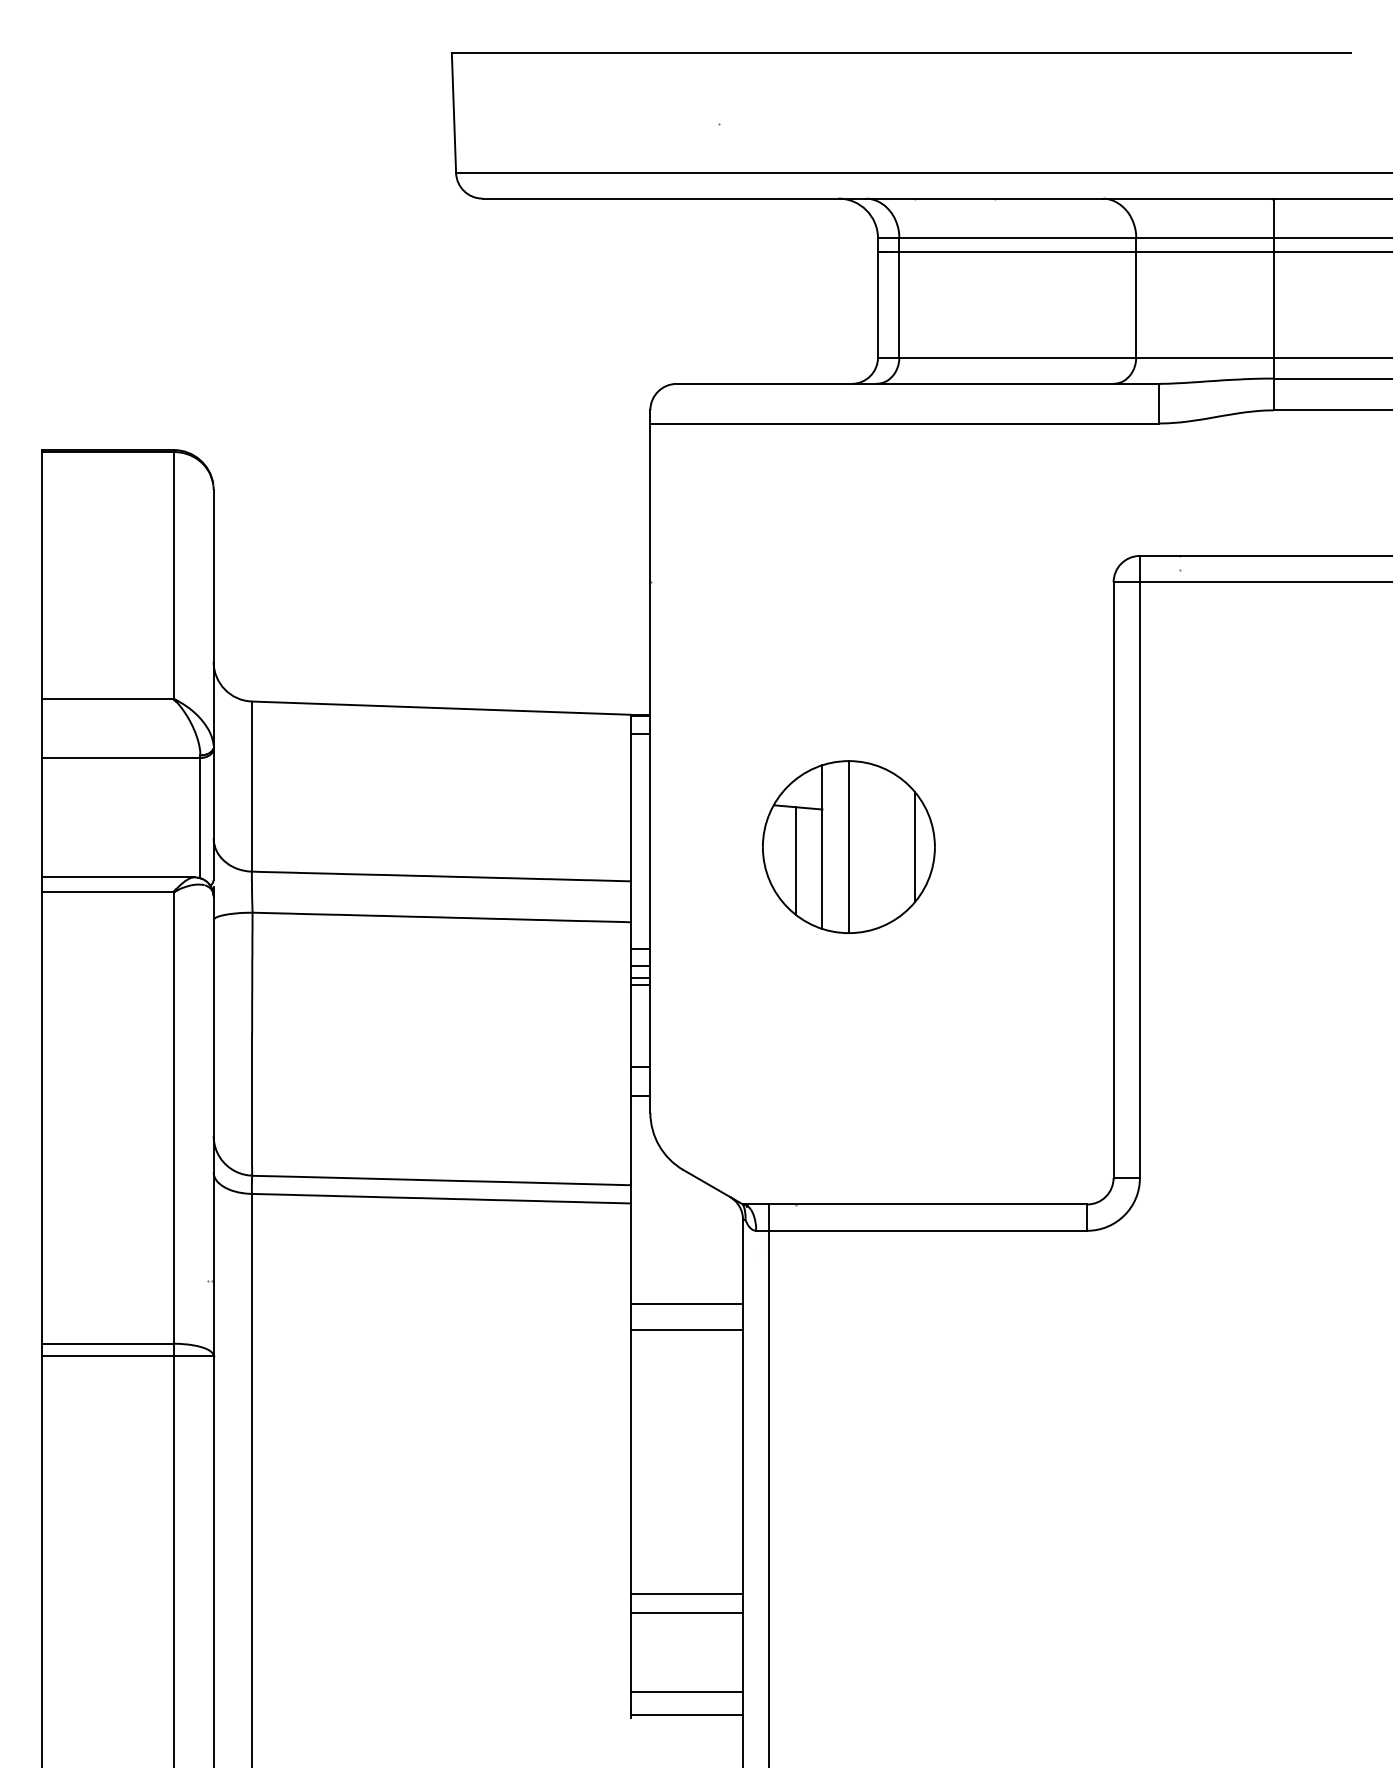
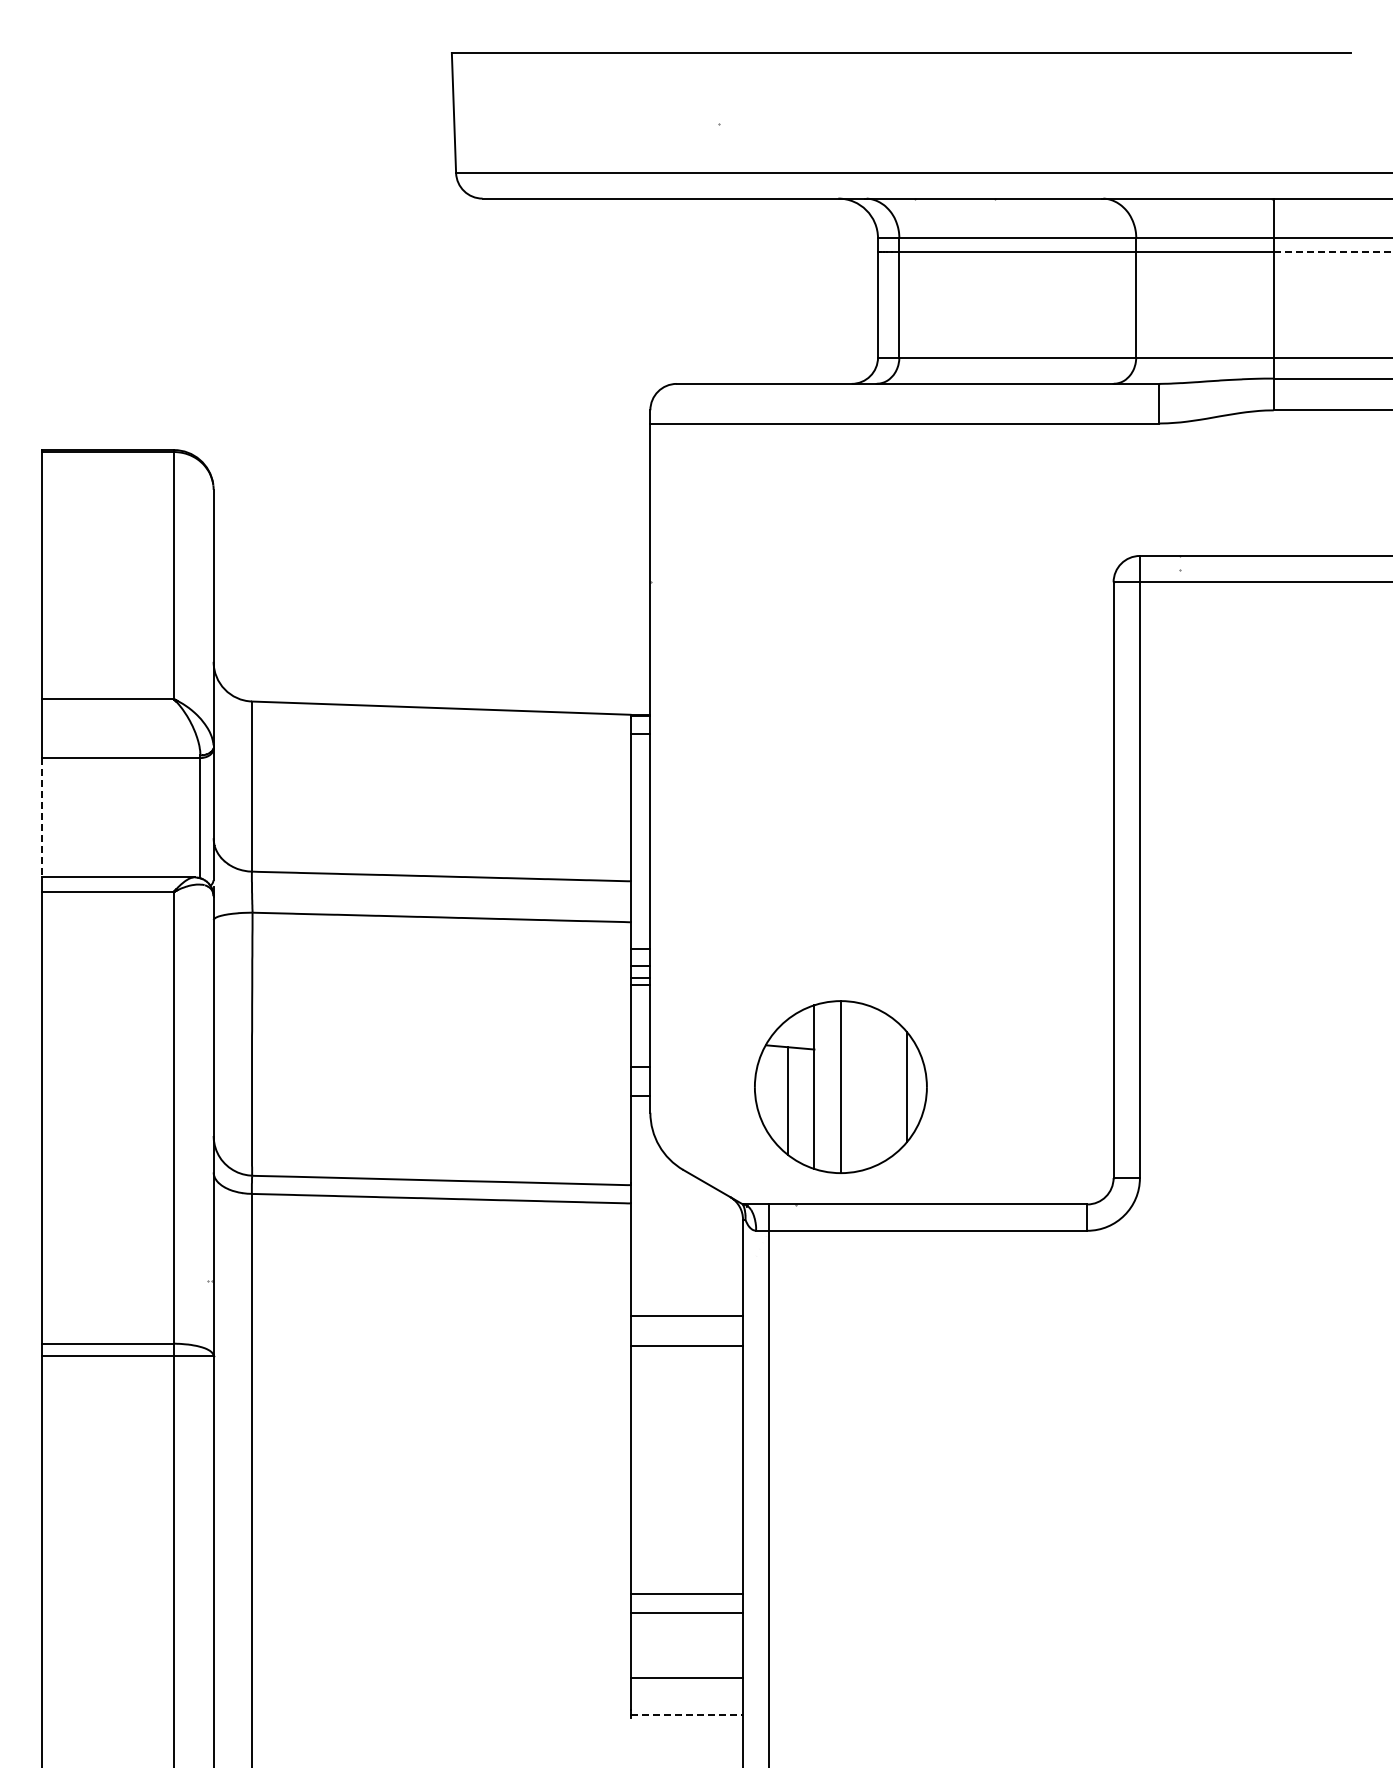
line: solid -> dashed (1333, 251)
line: solid -> dashed (41, 817)
part position: (848, 846) -> (840, 1086) (840, 1086)
line position: (686, 1304) -> (686, 1316) (686, 1316)
line position: (686, 1329) -> (686, 1345) (686, 1345)
line position: (686, 1691) -> (686, 1677) (686, 1677)
line: solid -> dashed (687, 1714)
